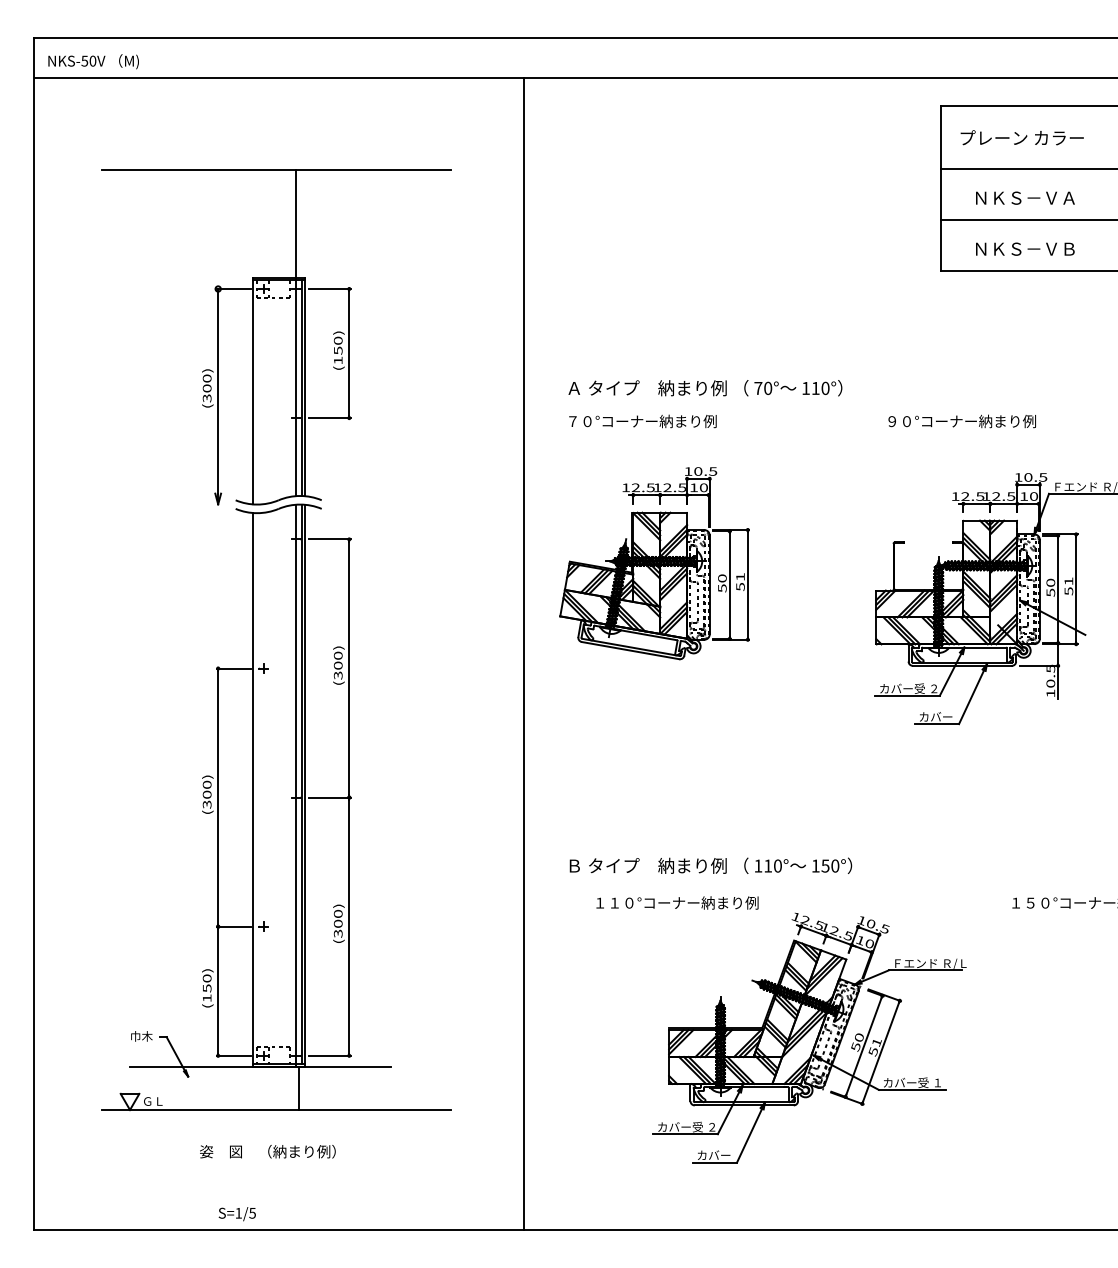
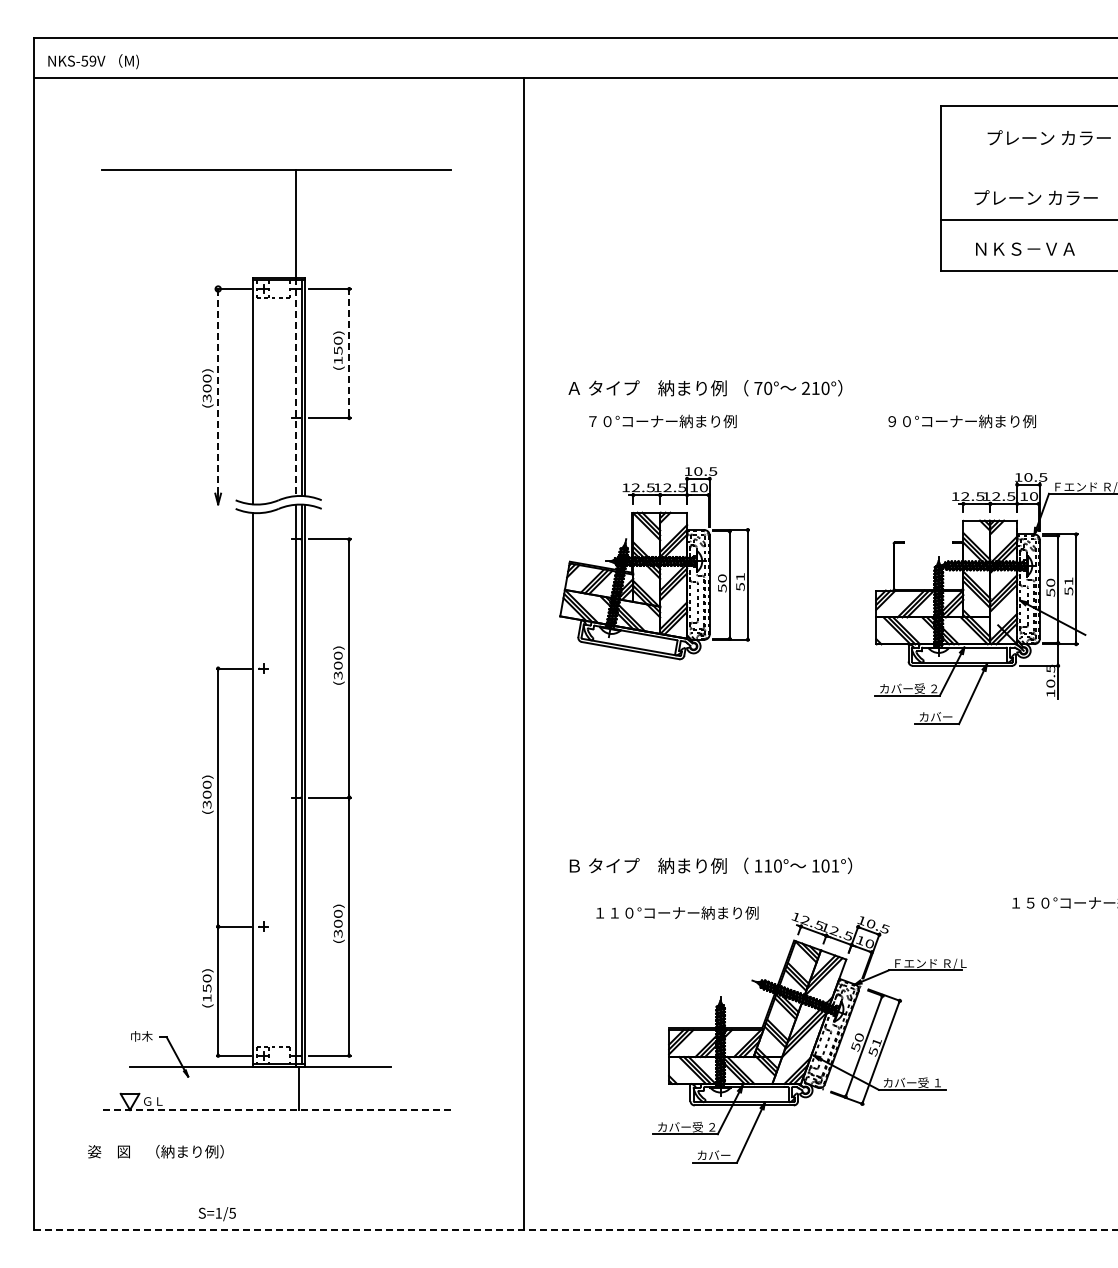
text: NKS-50V -> NKS-59V (92, 61)
text position: (1021, 137) -> (1048, 137) (1048, 137)
line: present -> none (1027, 169)
text: ＮＫＳ－ＶＡ -> プレーン カラー (1035, 197)
text: ＮＫＳ－ＶＢ -> ＮＫＳ－ＶＡ (1068, 248)
line: solid -> dashed (349, 353)
line: solid -> dashed (295, 387)
text: 110° -> 210° (805, 387)
line: solid -> dashed (218, 390)
text position: (642, 421) -> (662, 421) (662, 421)
text: 150° -> 101° (830, 865)
text position: (677, 902) -> (677, 912) (677, 912)
line: solid -> dashed (276, 1110)
text position: (267, 1151) -> (155, 1151) (155, 1151)
text position: (236, 1214) -> (216, 1214) (216, 1214)
line: solid -> dashed (575, 1229)
